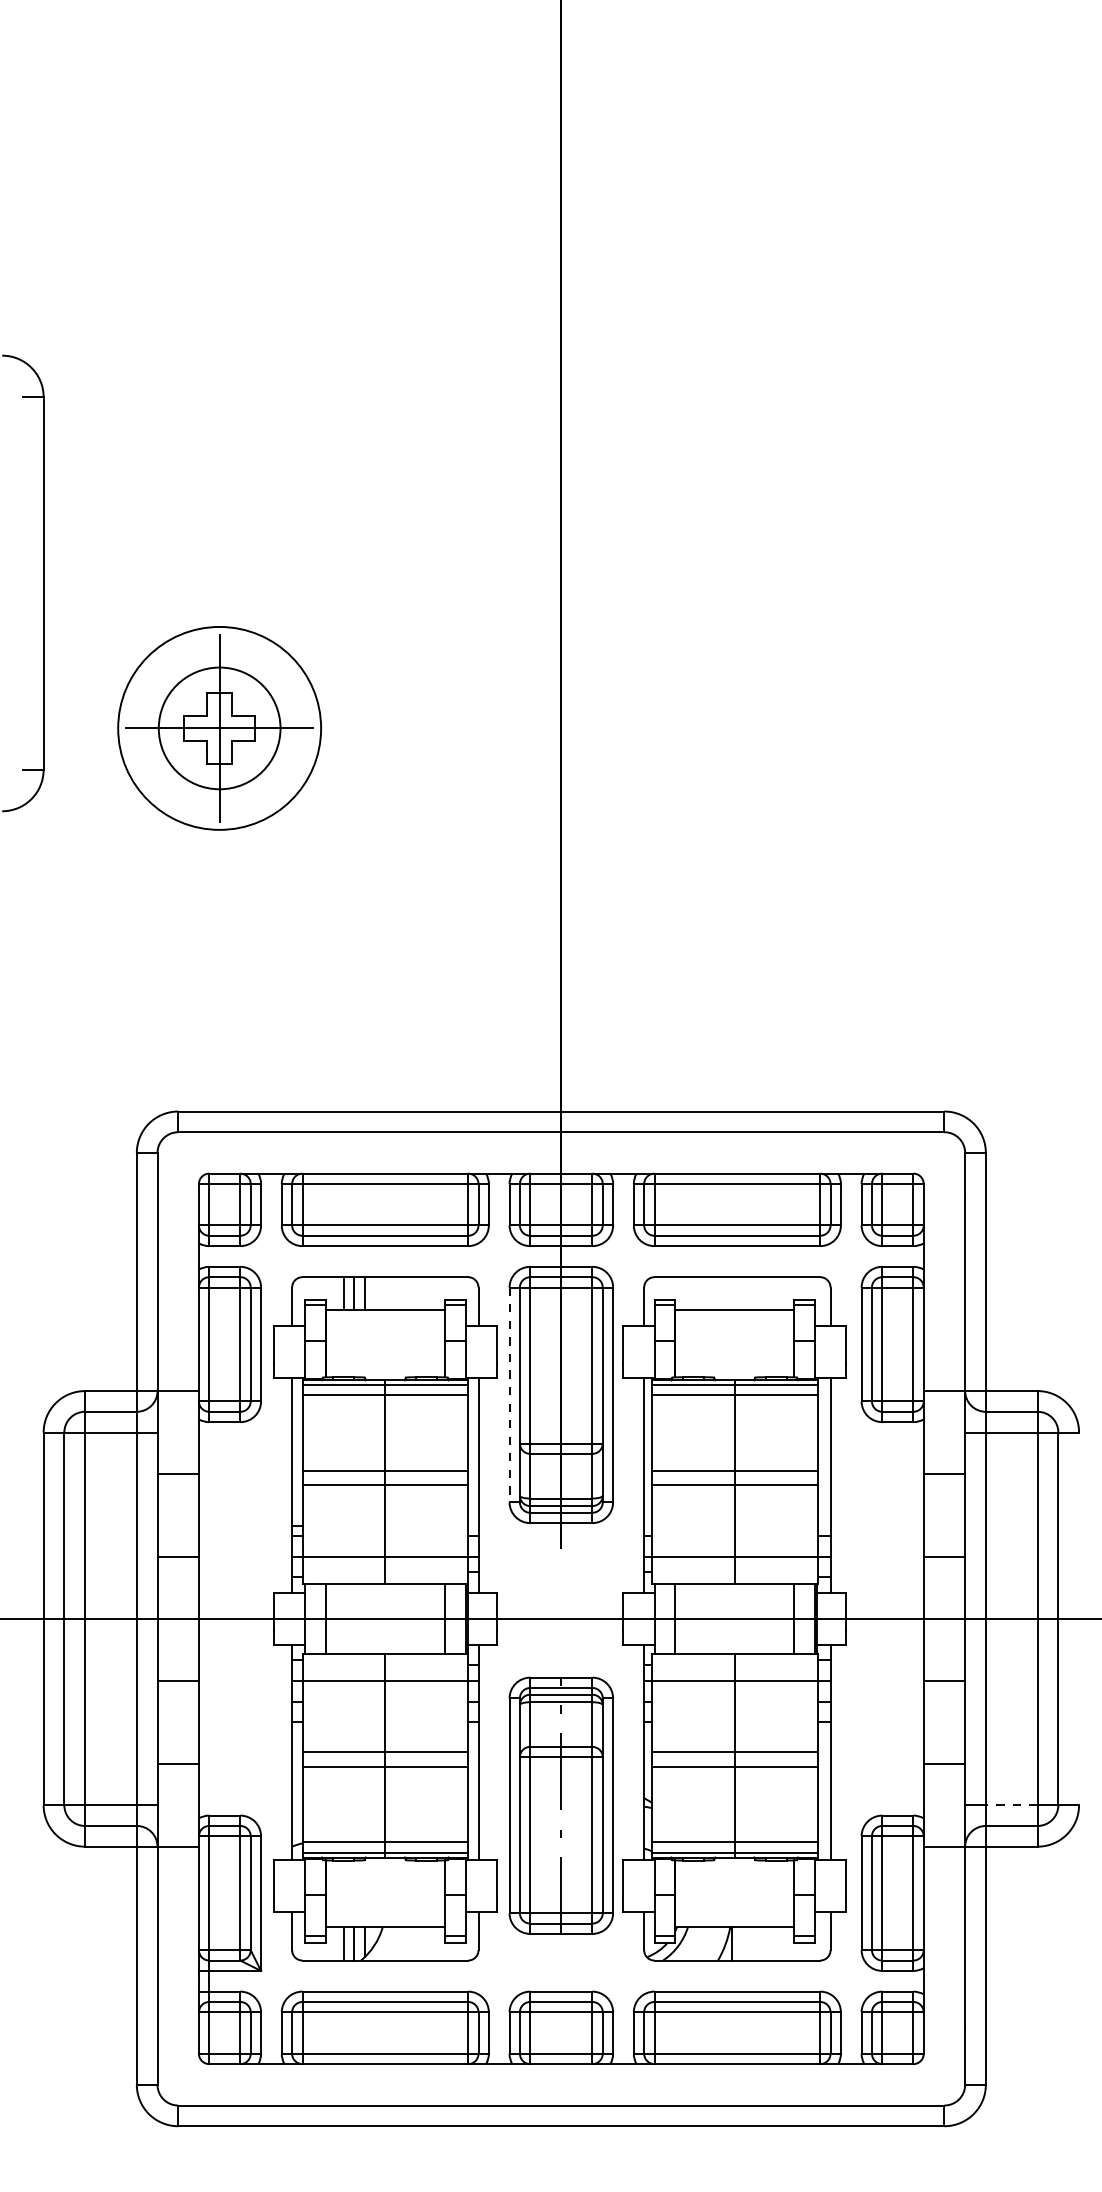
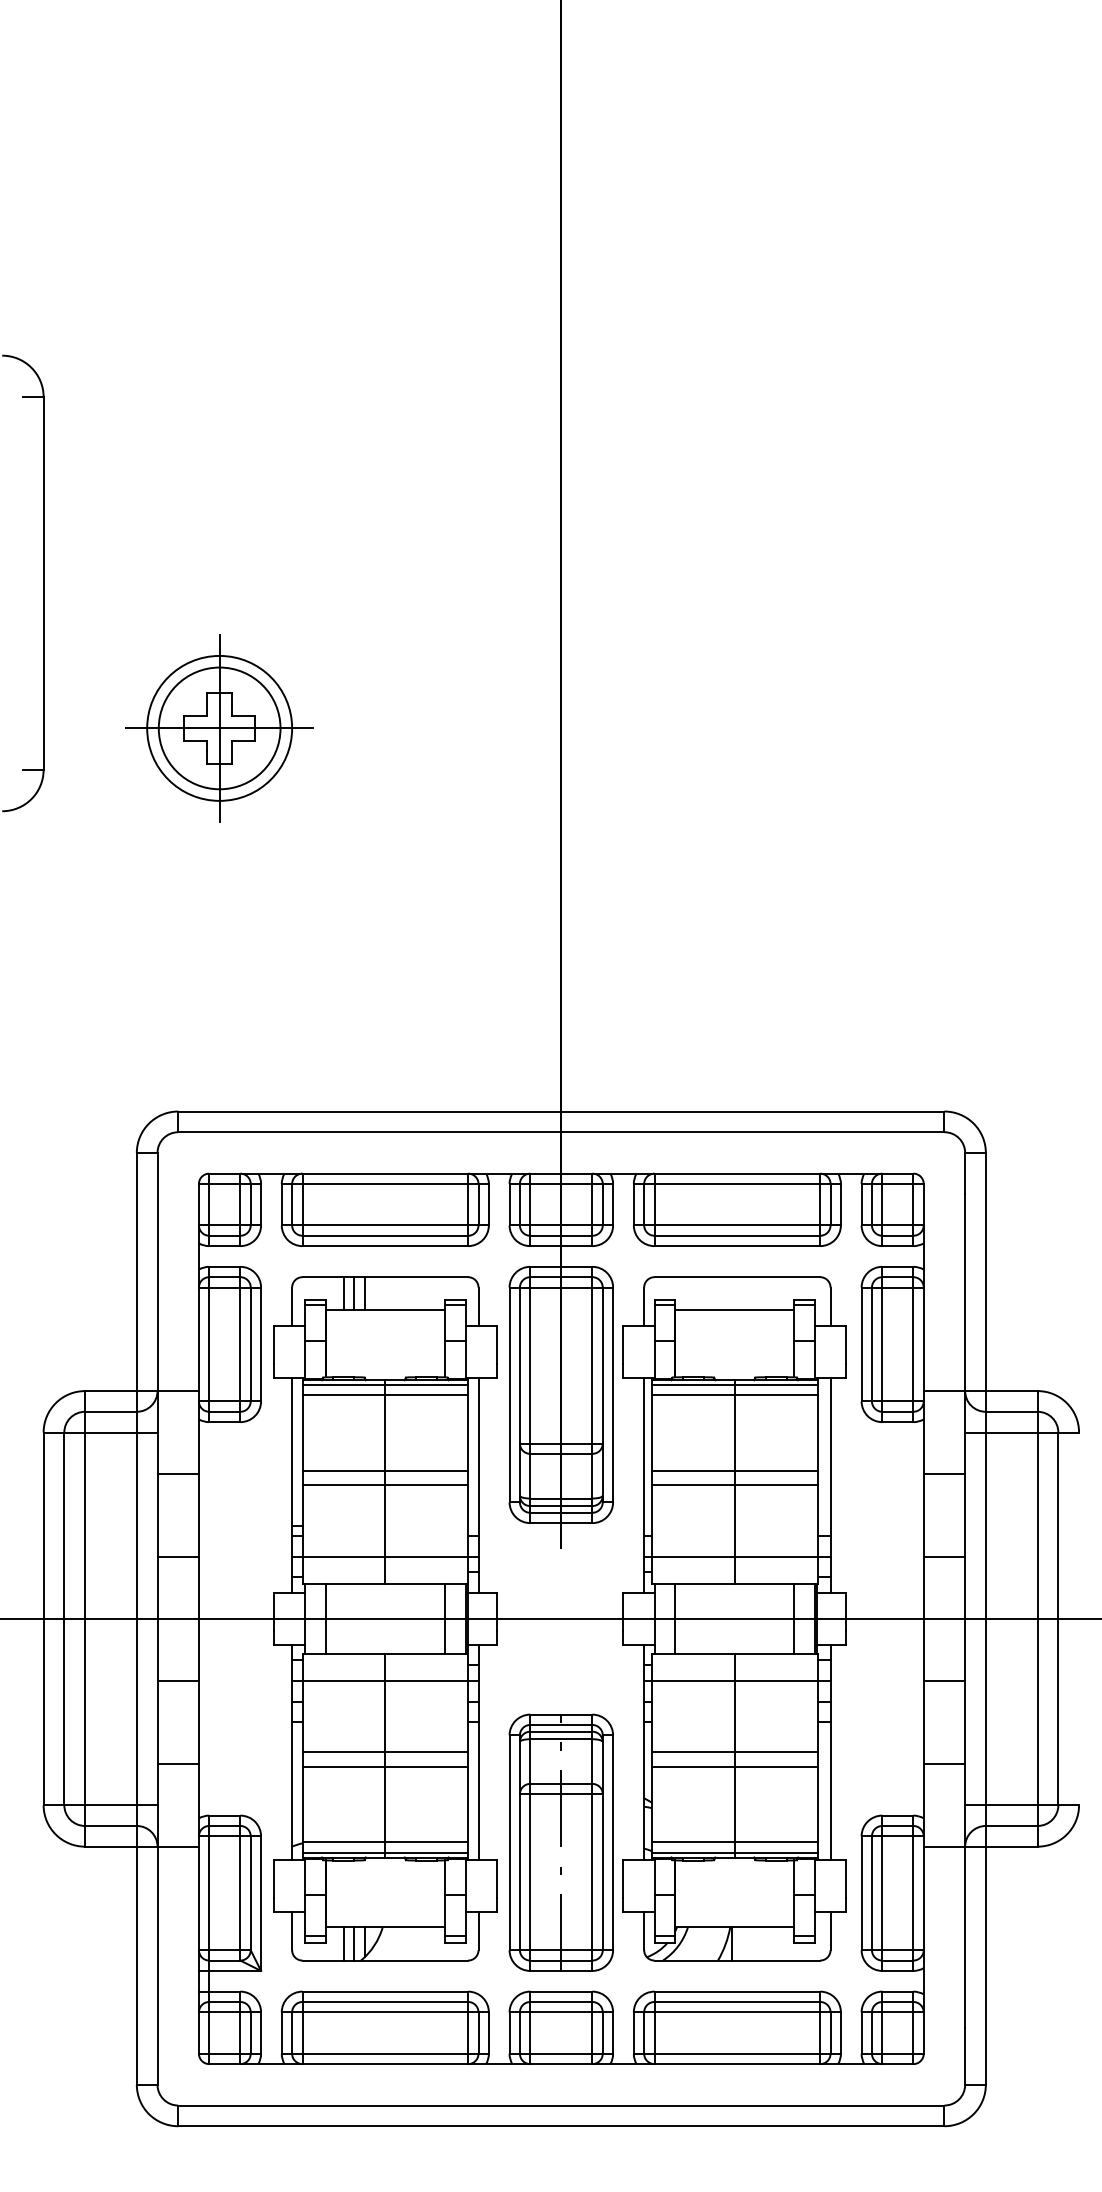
circle diameter: 203 px -> 145 px (219, 727)
line: dashed -> solid (509, 1395)
part position: (560, 1805) -> (560, 1842) (560, 1842)
line: dashed -> solid (1011, 1805)
